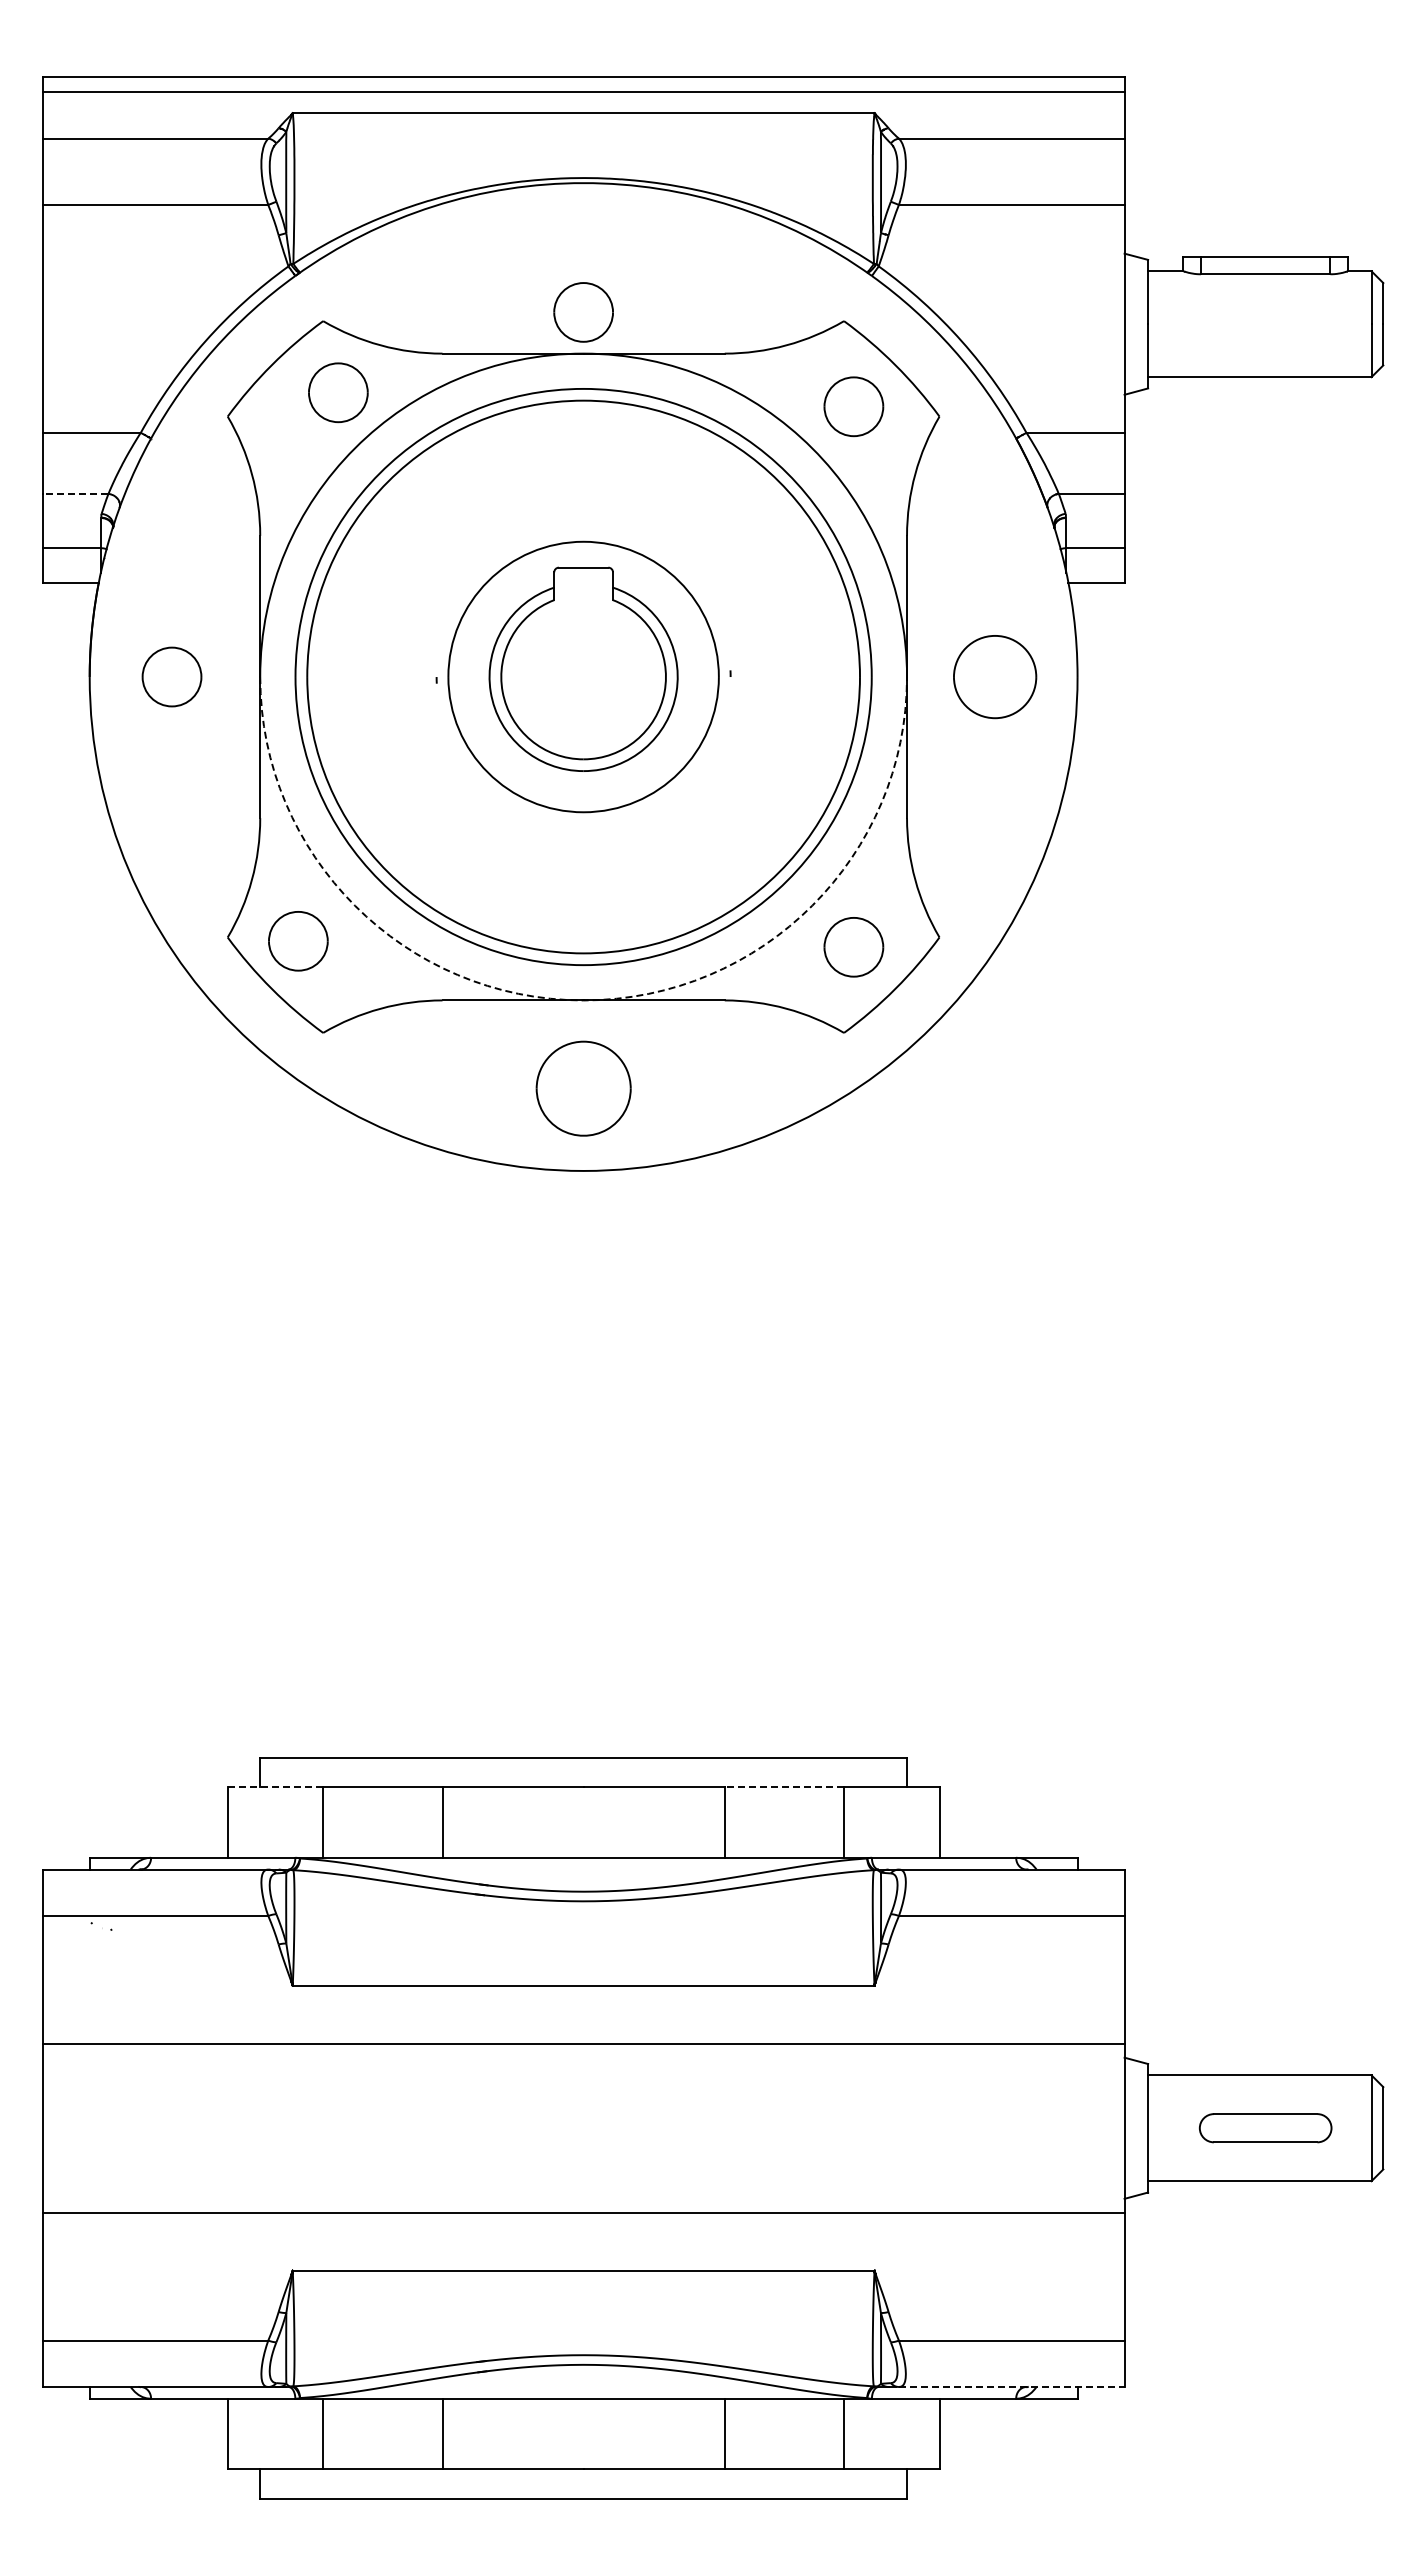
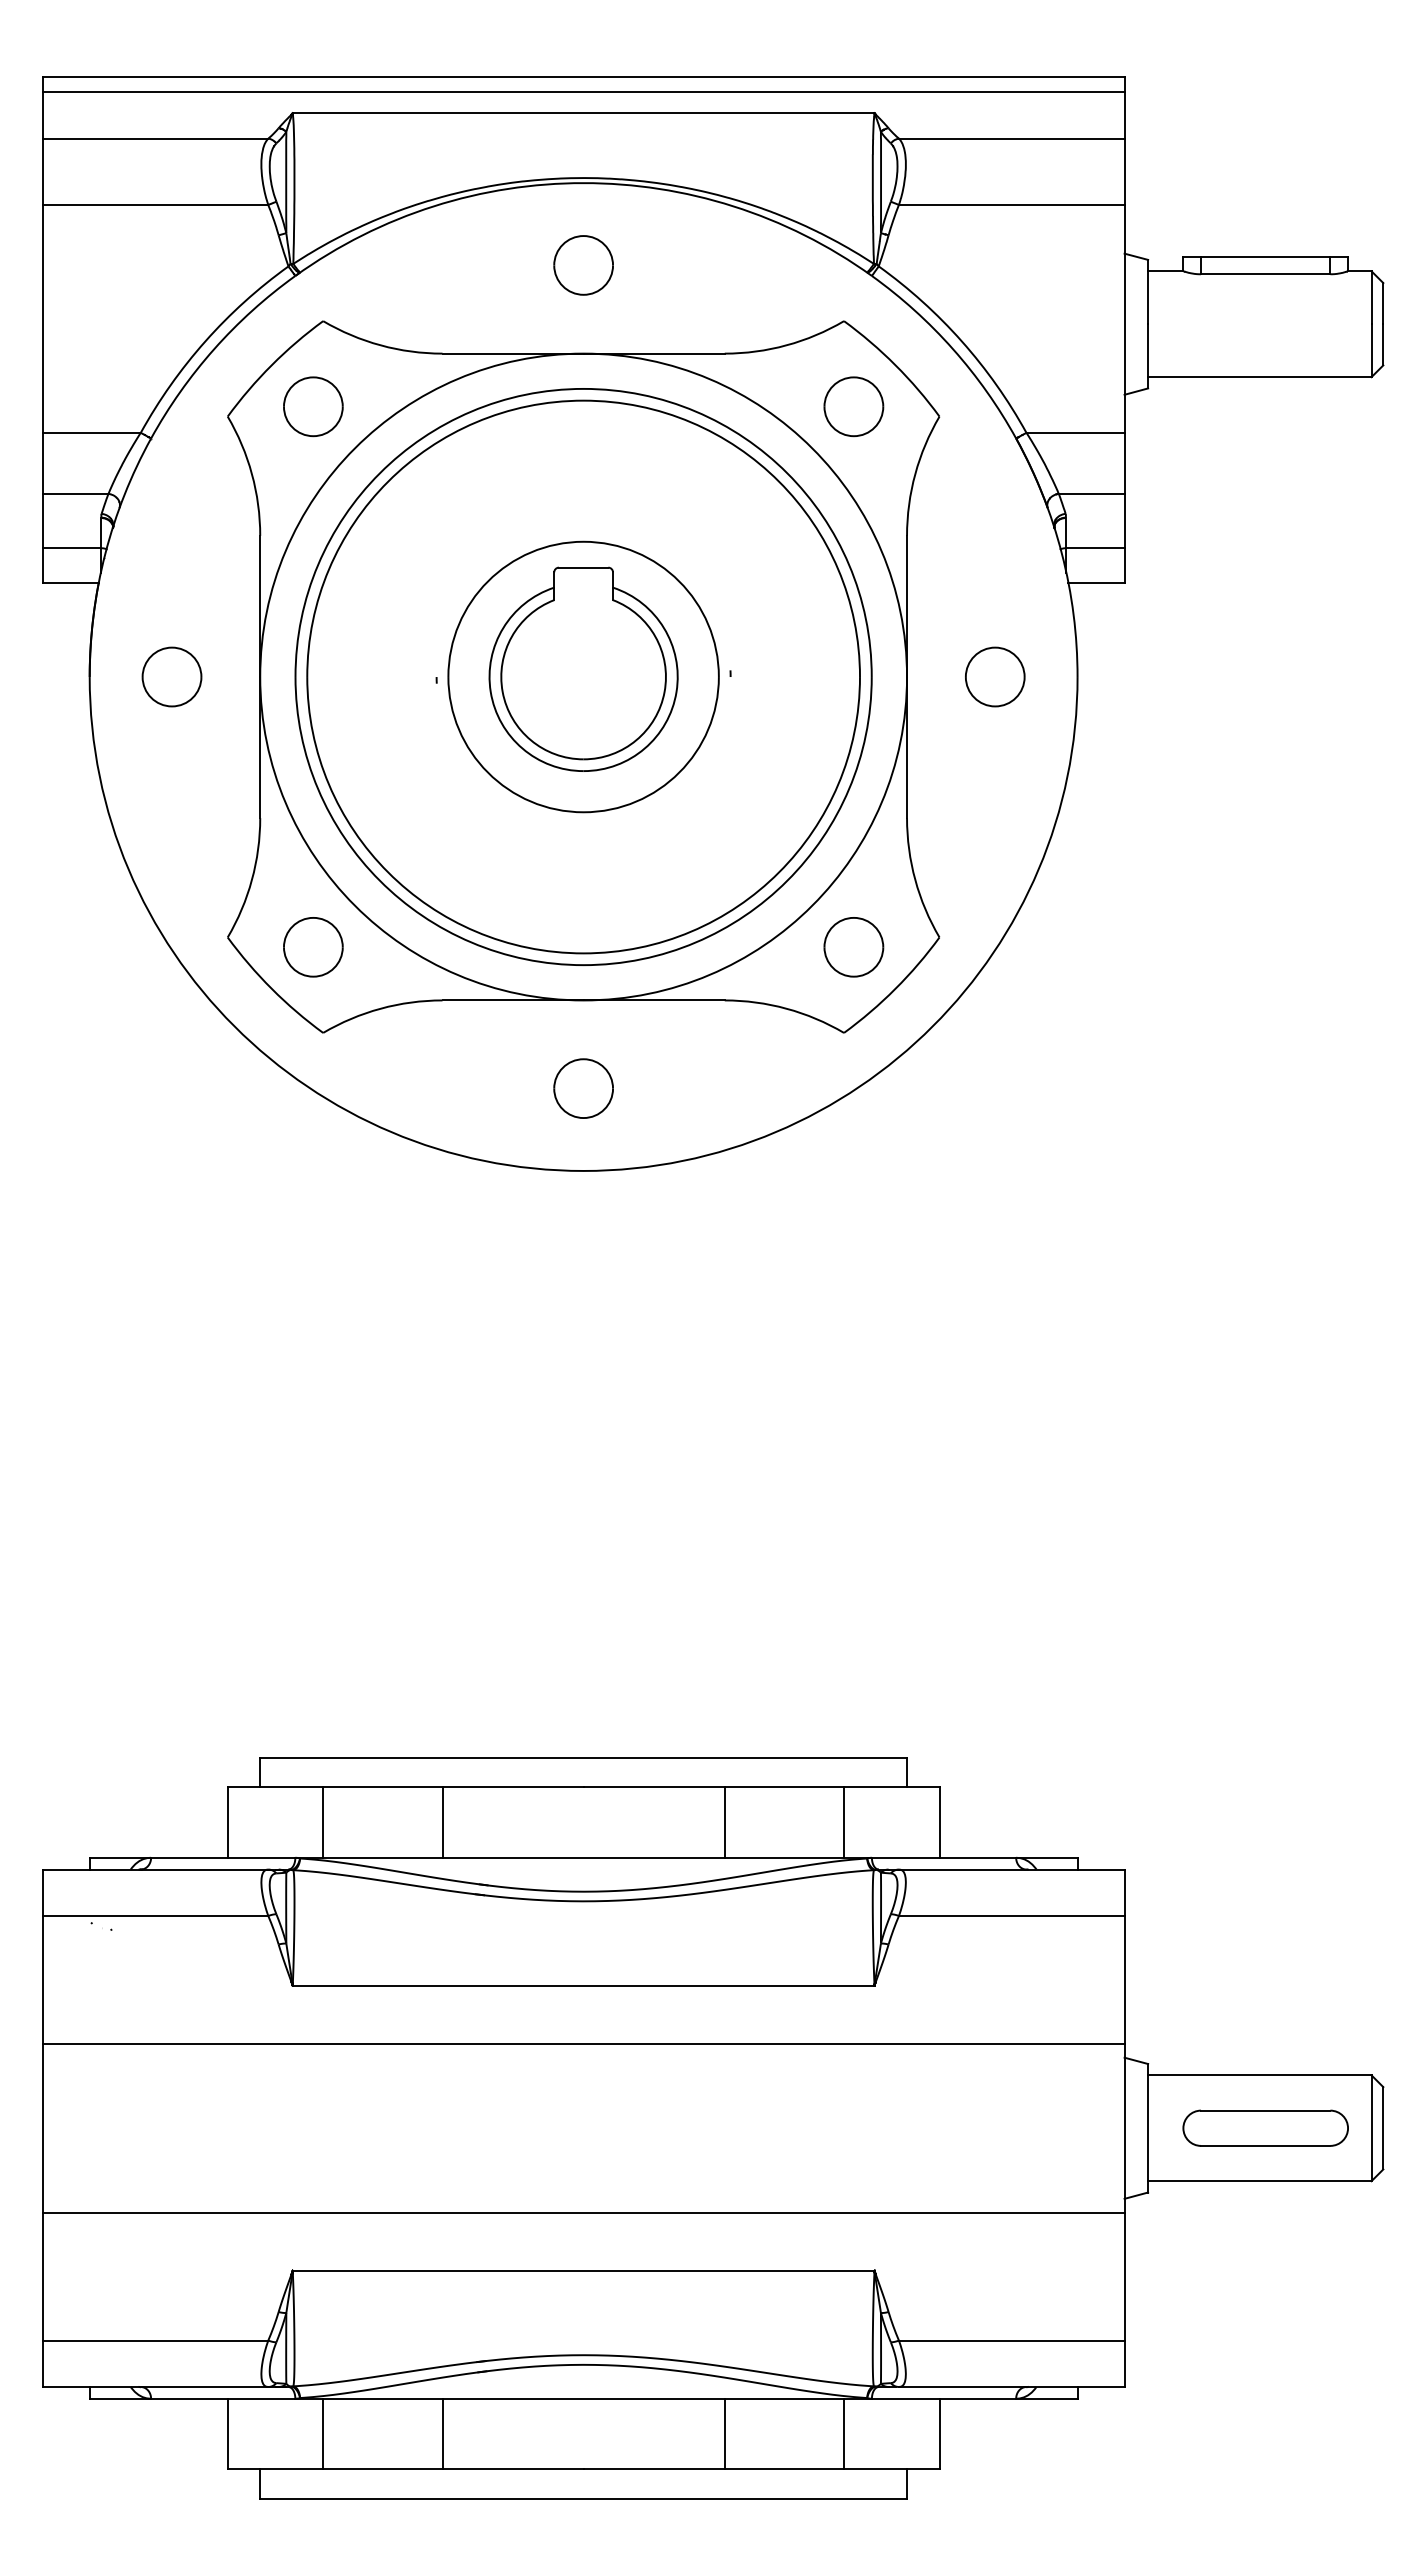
part position: (583, 312) -> (583, 265) (583, 265)
part position: (338, 392) -> (313, 406) (313, 406)
line: dashed -> solid (75, 493)
part size: 85x85 px -> 61x62 px (995, 676)
part position: (298, 941) -> (313, 947) (313, 947)
arc: dashed -> solid (583, 1000)
part size: 97x97 px -> 61x61 px (583, 1088)
line: dashed -> solid (275, 1787)
line: dashed -> solid (784, 1787)
part size: 135x31 px -> 167x38 px (1265, 2127)
line: dashed -> solid (1011, 2387)
